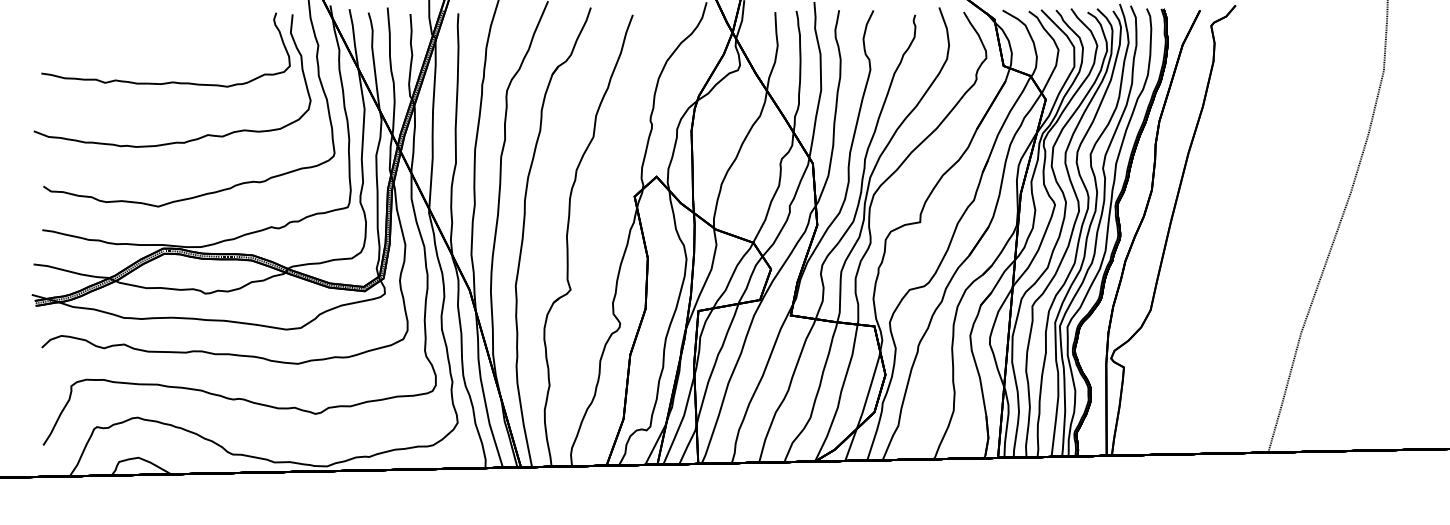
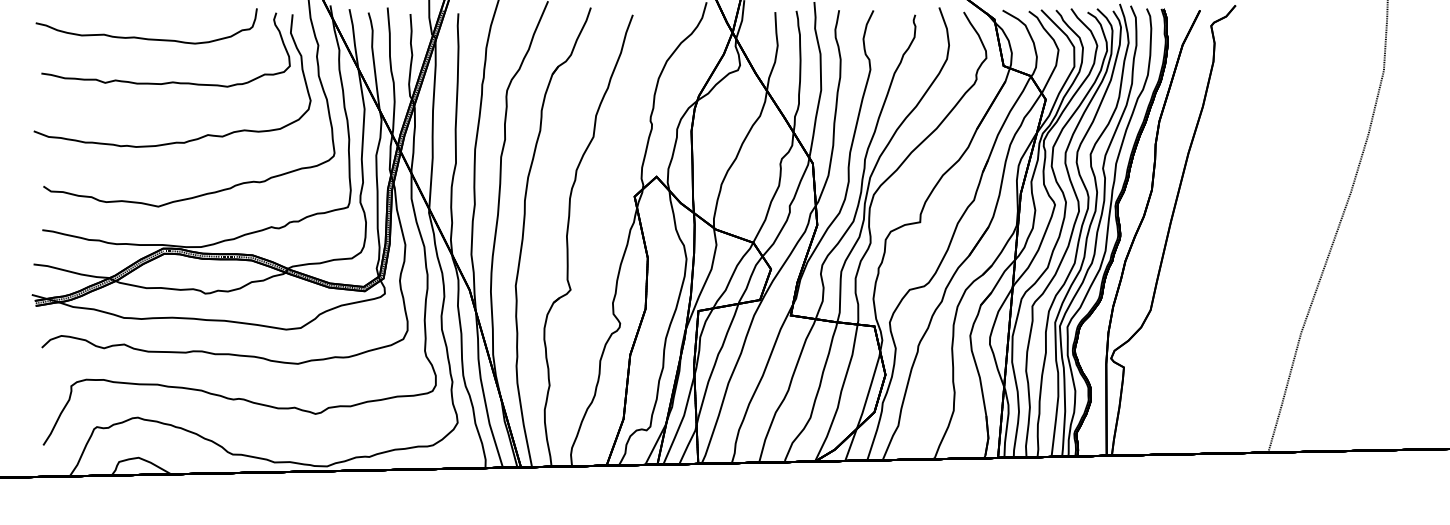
curve: none -> present (143, 37)
